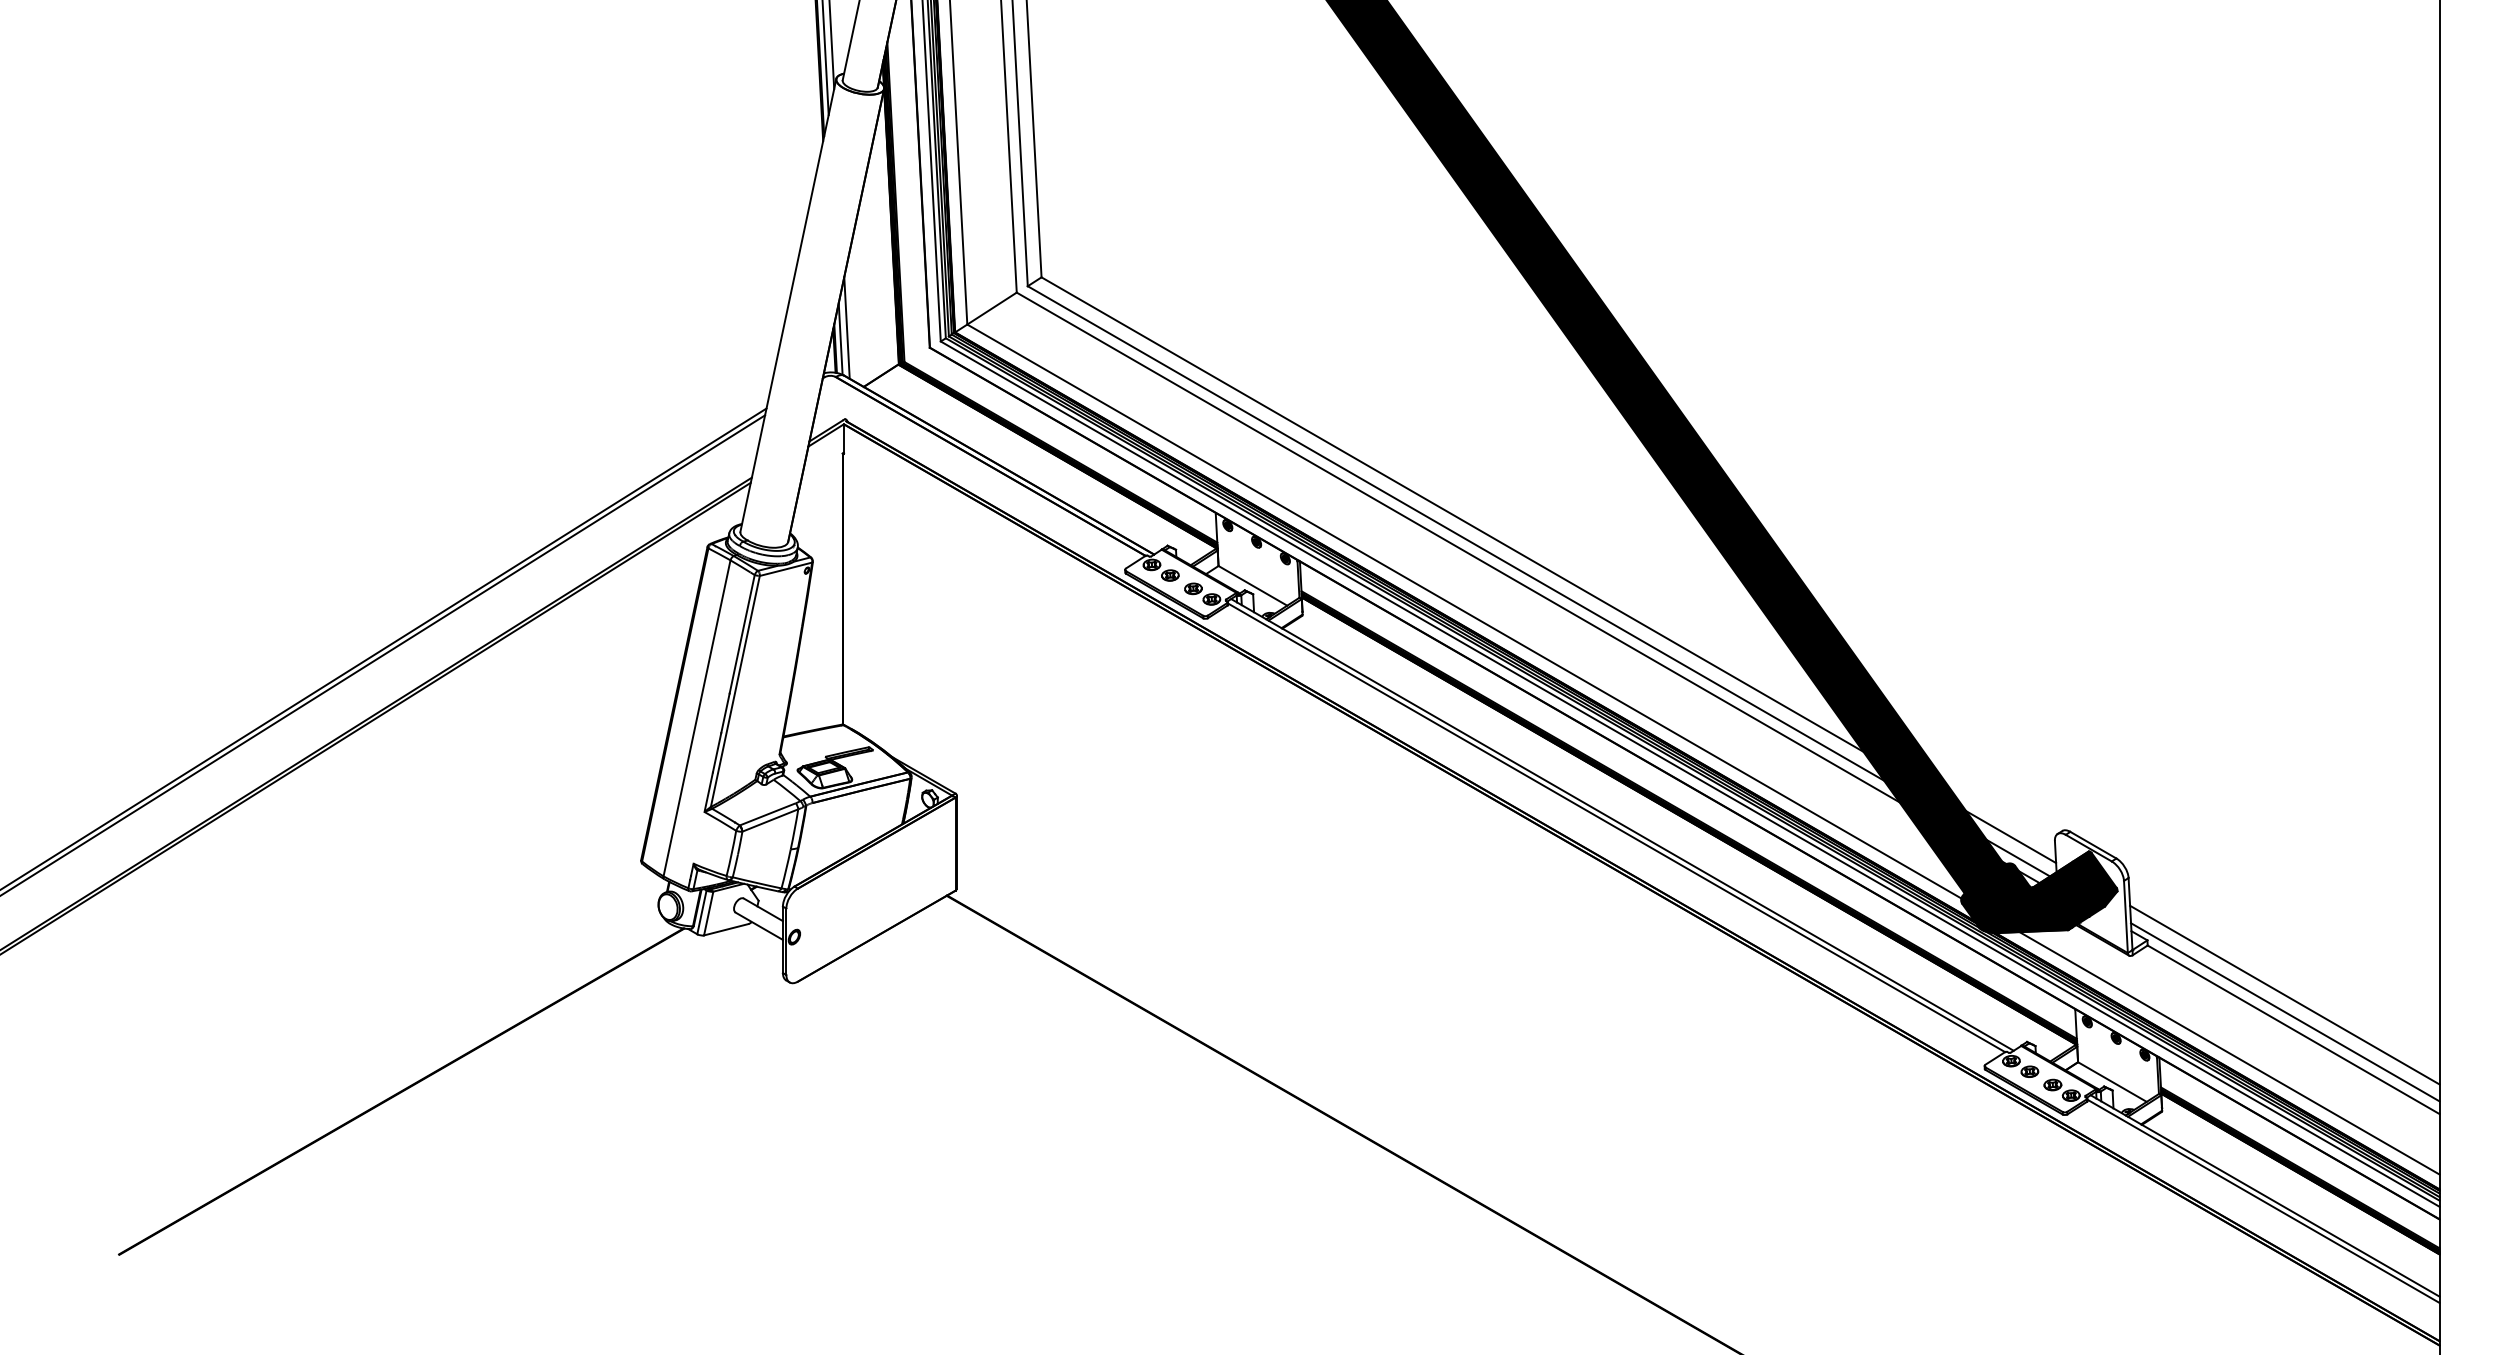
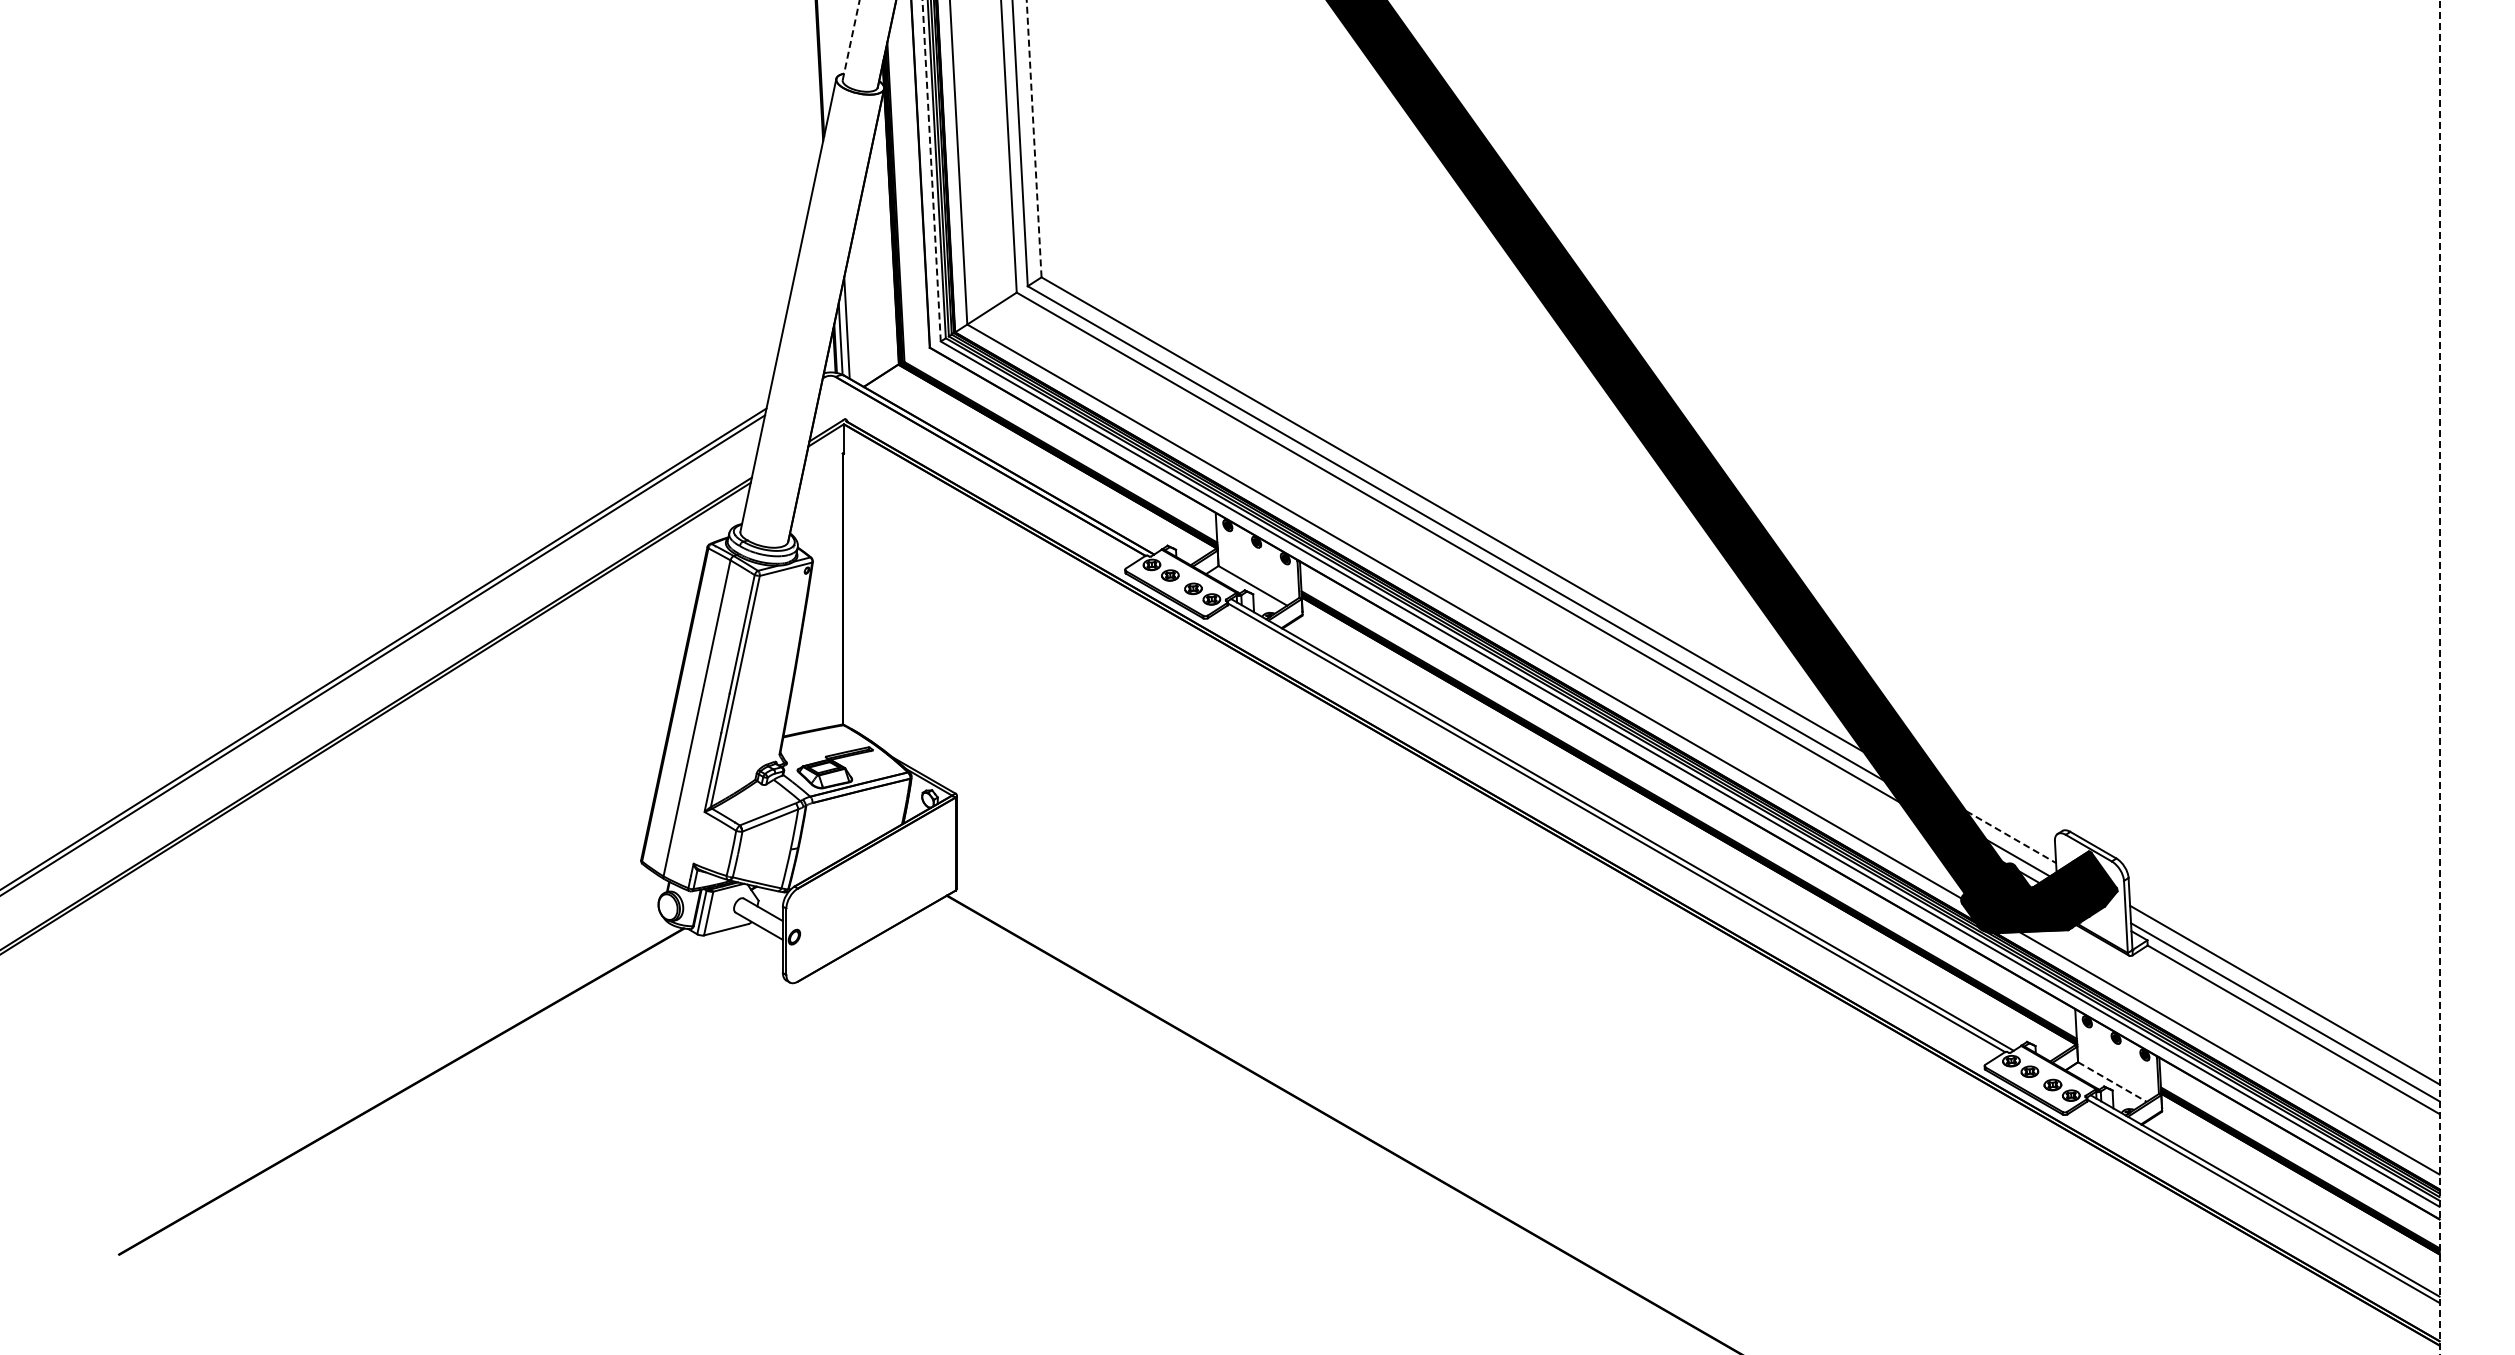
line: solid -> dashed (851, 40)
line: present -> none (831, 45)
line: present -> none (825, 58)
line: solid -> dashed (1034, 138)
line: solid -> dashed (931, 170)
line: solid -> dashed (2439, 676)
line: solid -> dashed (2011, 837)
line: solid -> dashed (2112, 1082)
